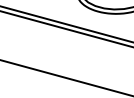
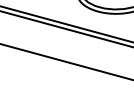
line position: (65, 77) -> (66, 61) (66, 61)
